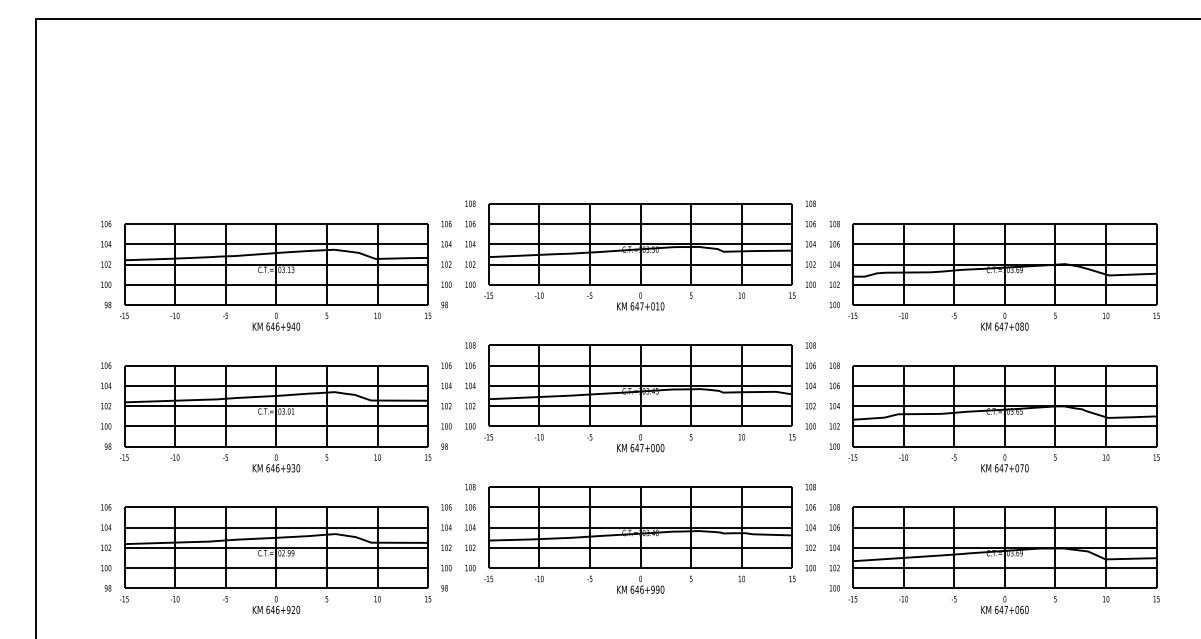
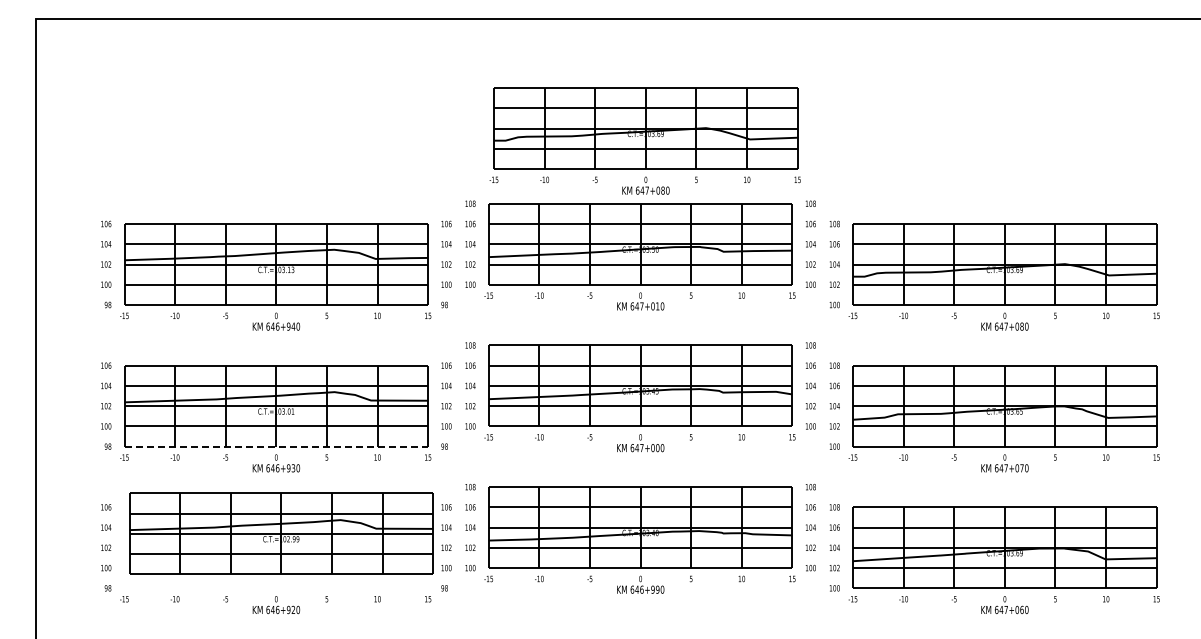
part: none -> present (644, 140)
line: solid -> dashed (276, 446)
part position: (276, 547) -> (281, 533) (281, 533)
